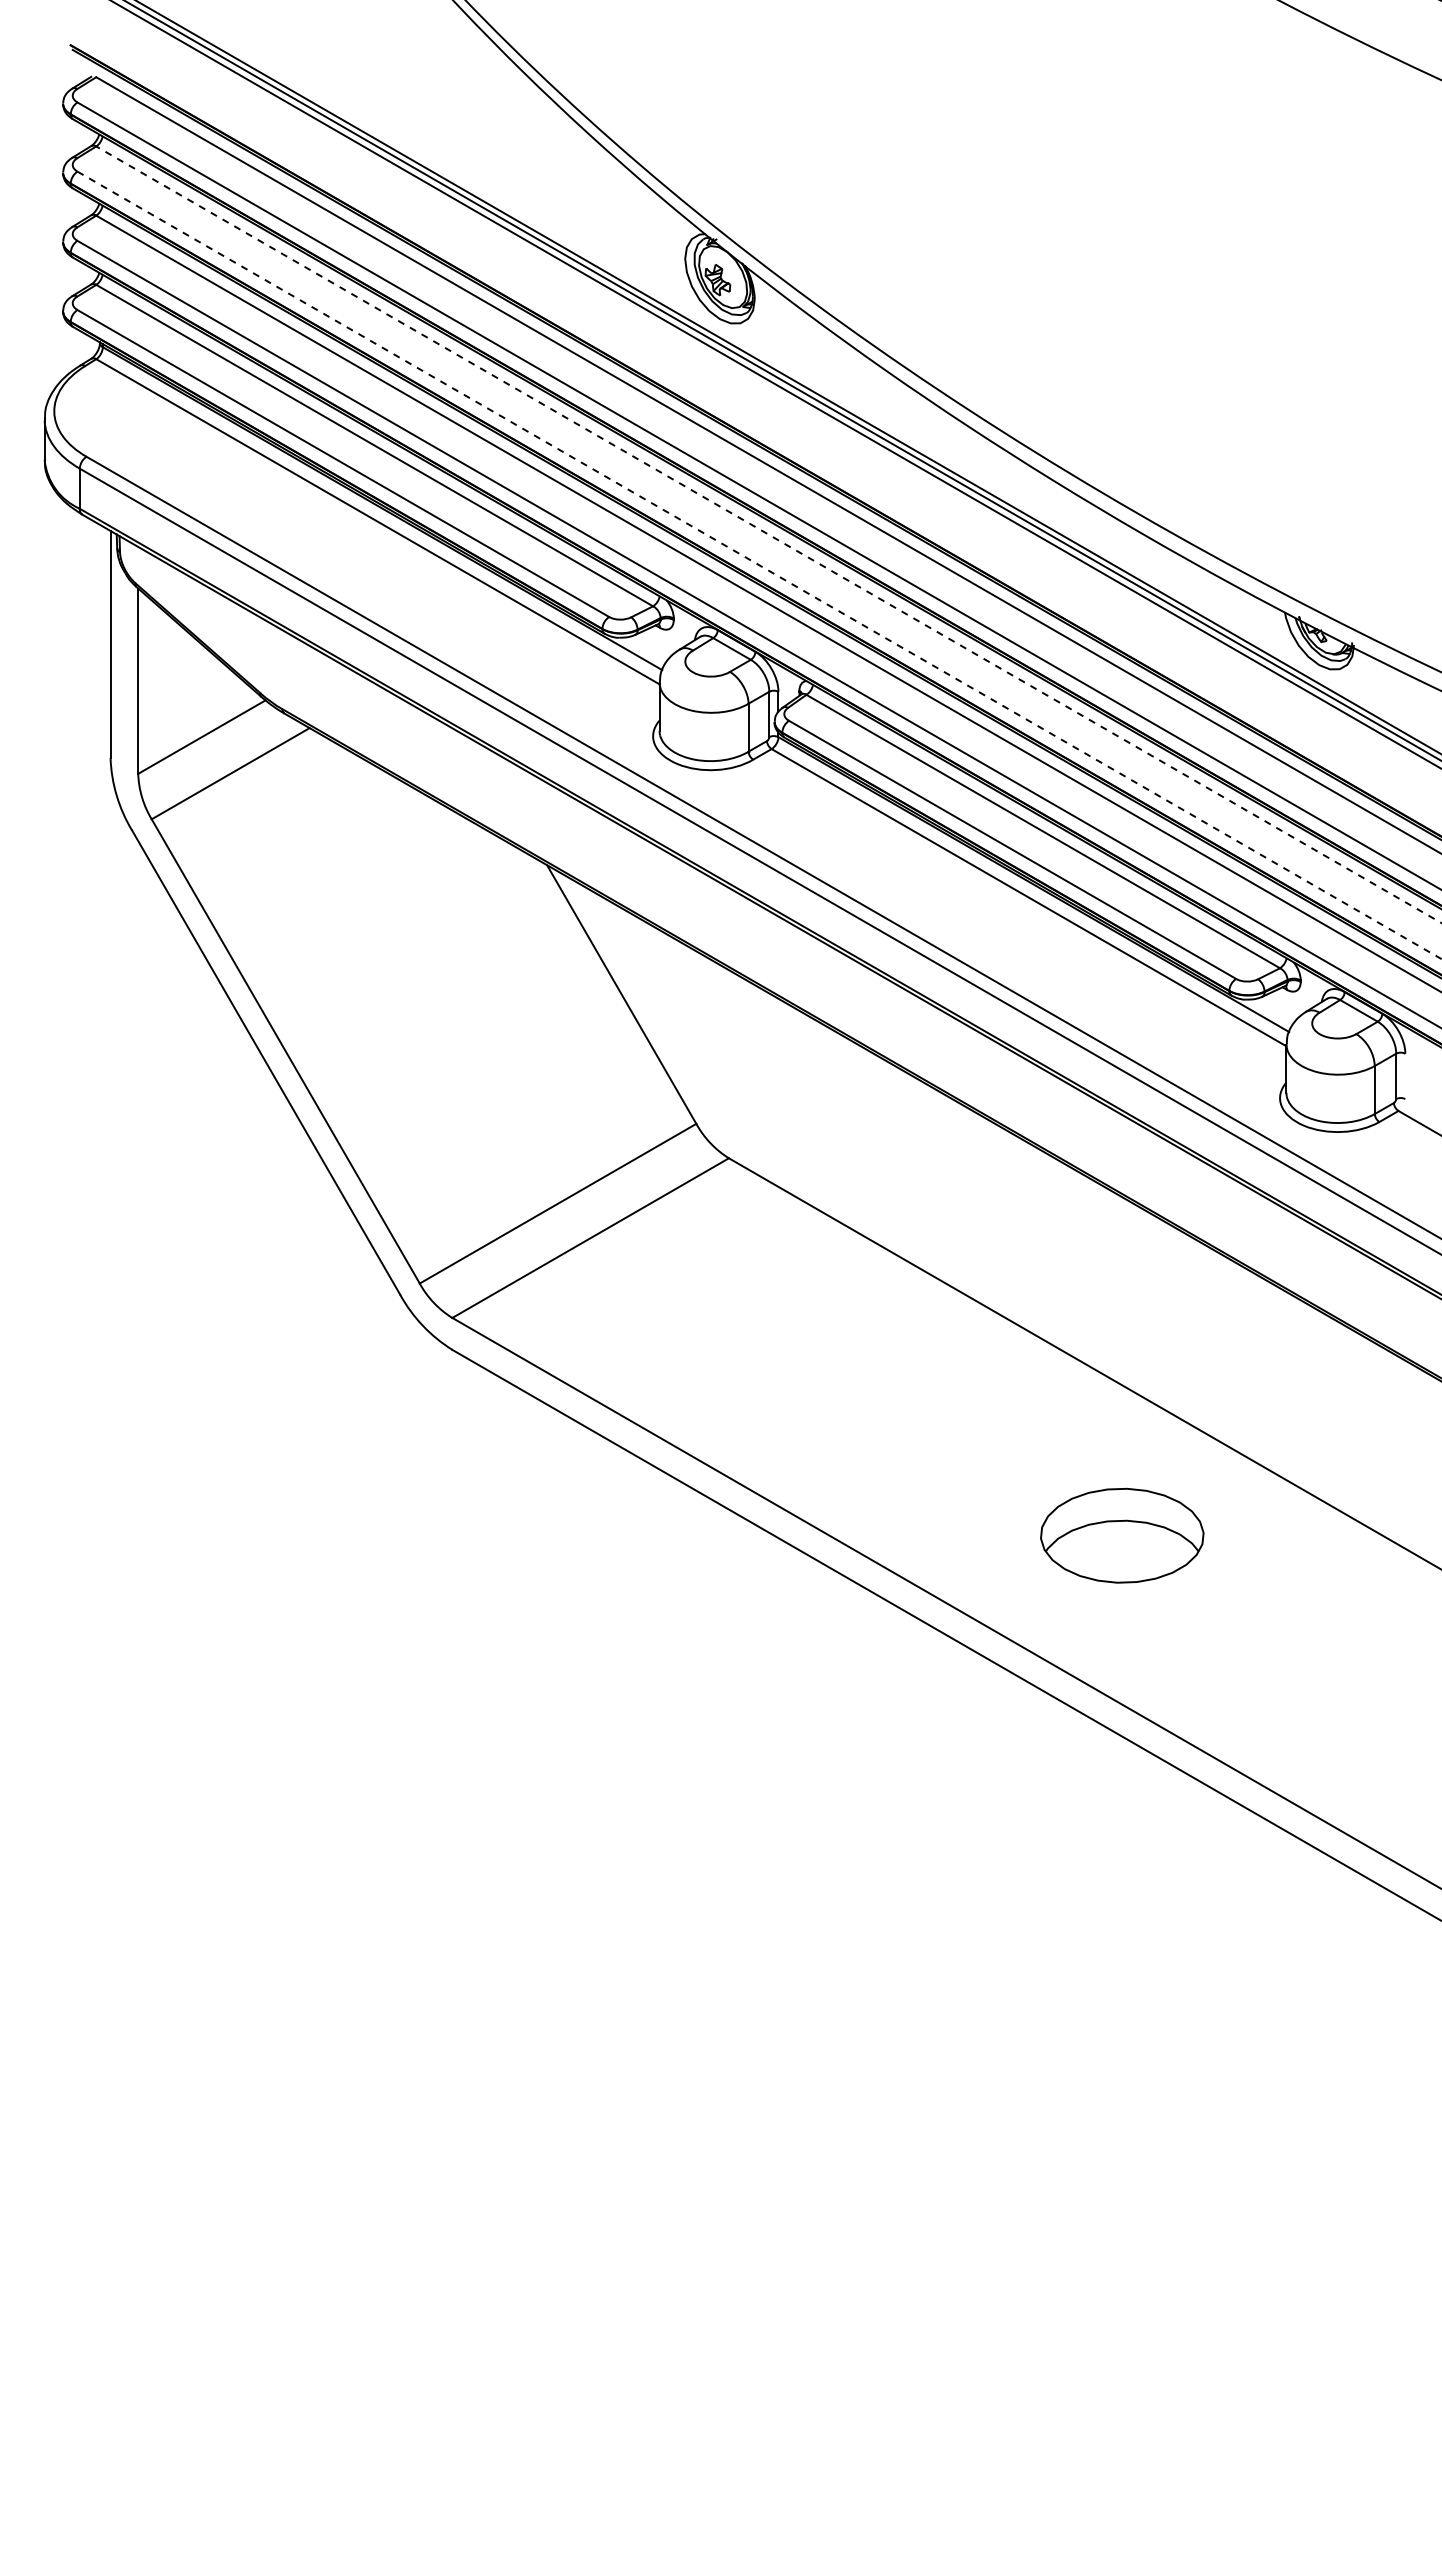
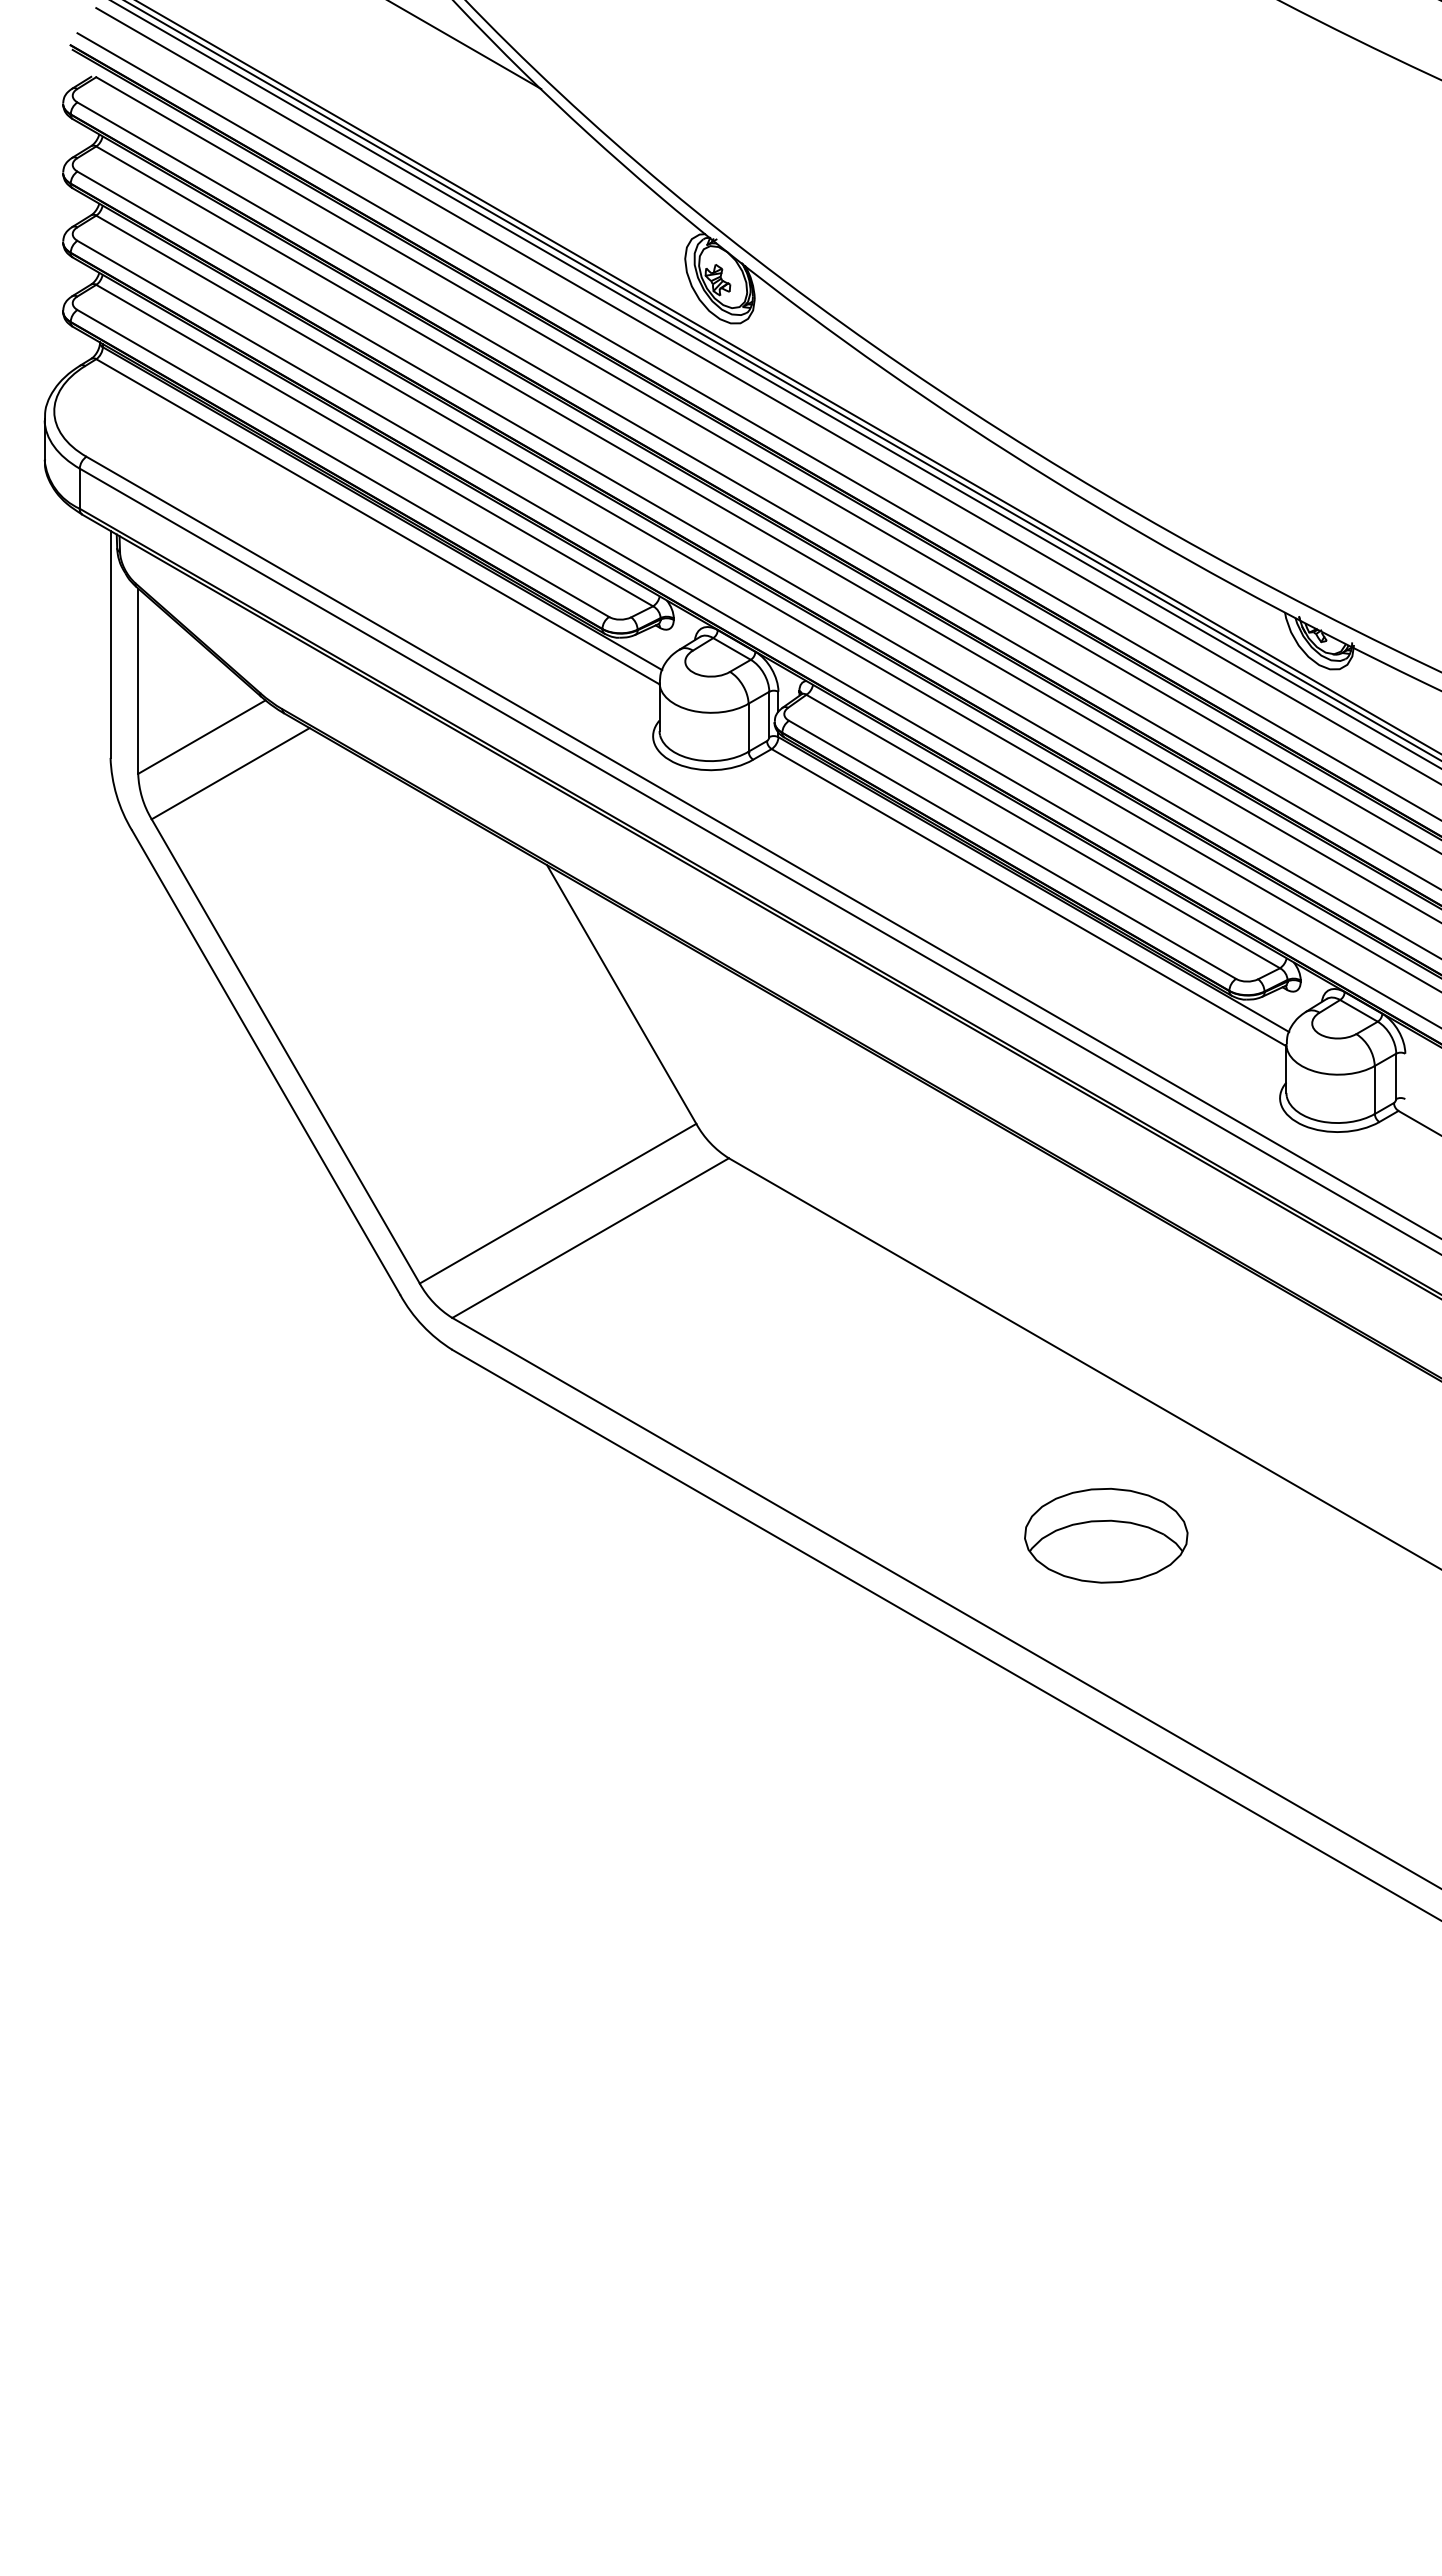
line: none -> present (466, 45)
line: none -> present (767, 395)
line: none -> present (757, 425)
line: dashed -> solid (769, 534)
line: dashed -> solid (759, 565)
part position: (1122, 1535) -> (1106, 1535) (1106, 1535)
